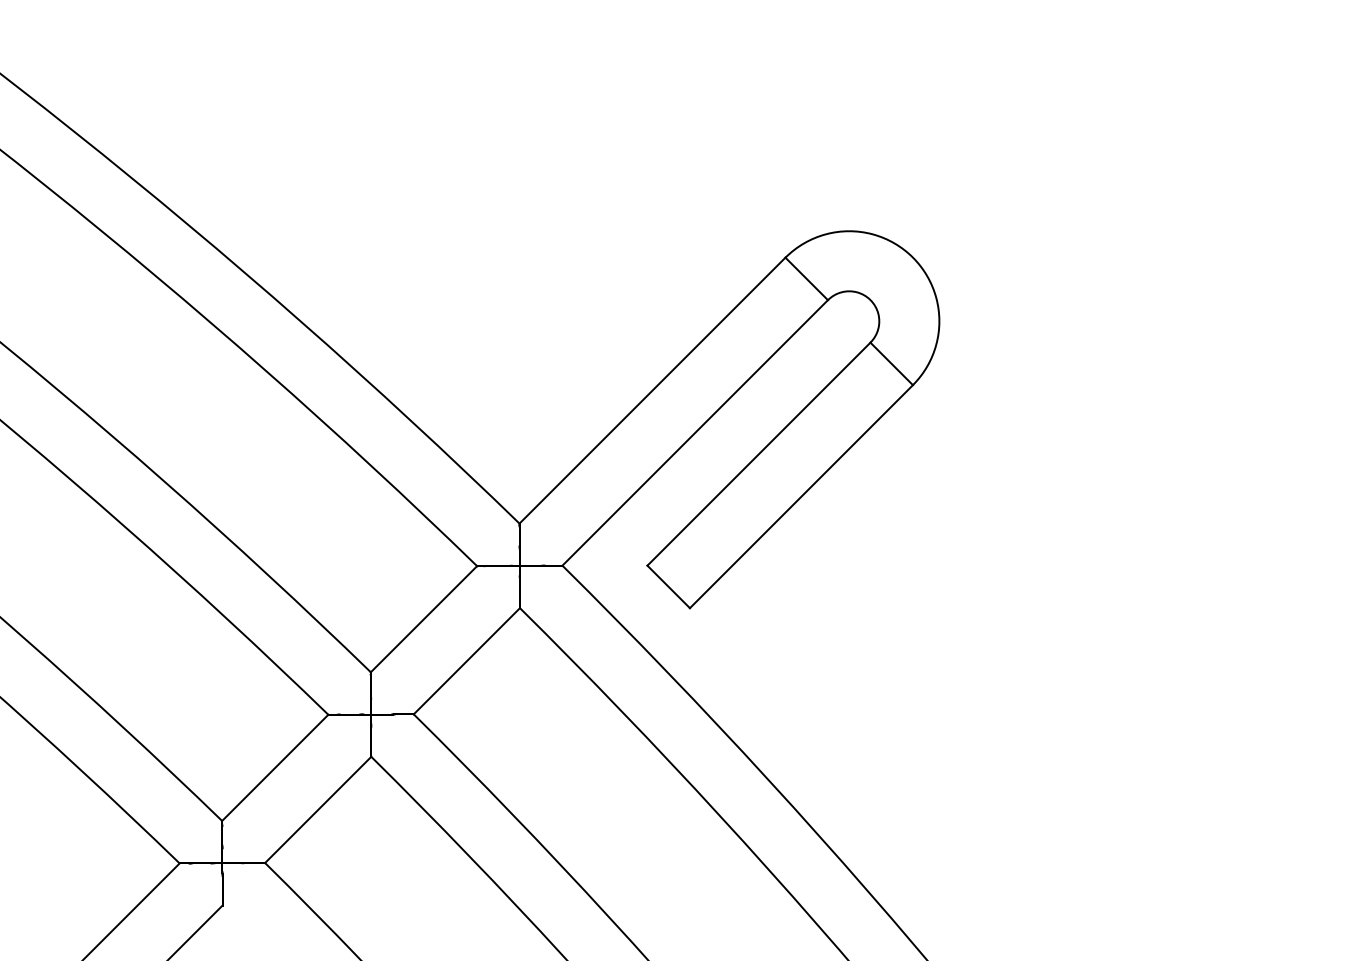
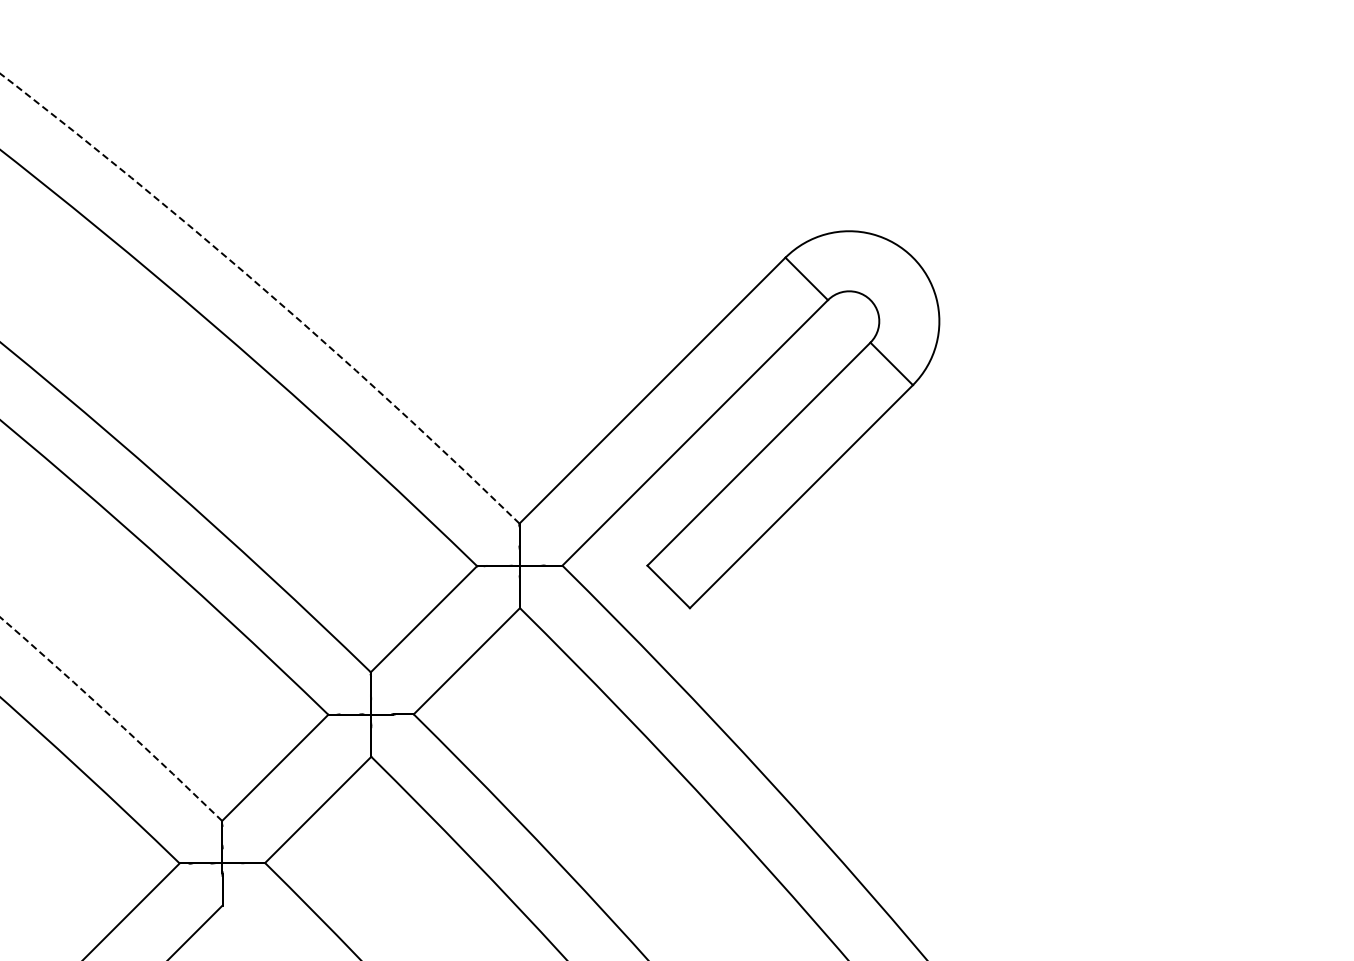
arc: solid -> dashed (265, 290)
arc: solid -> dashed (112, 717)
